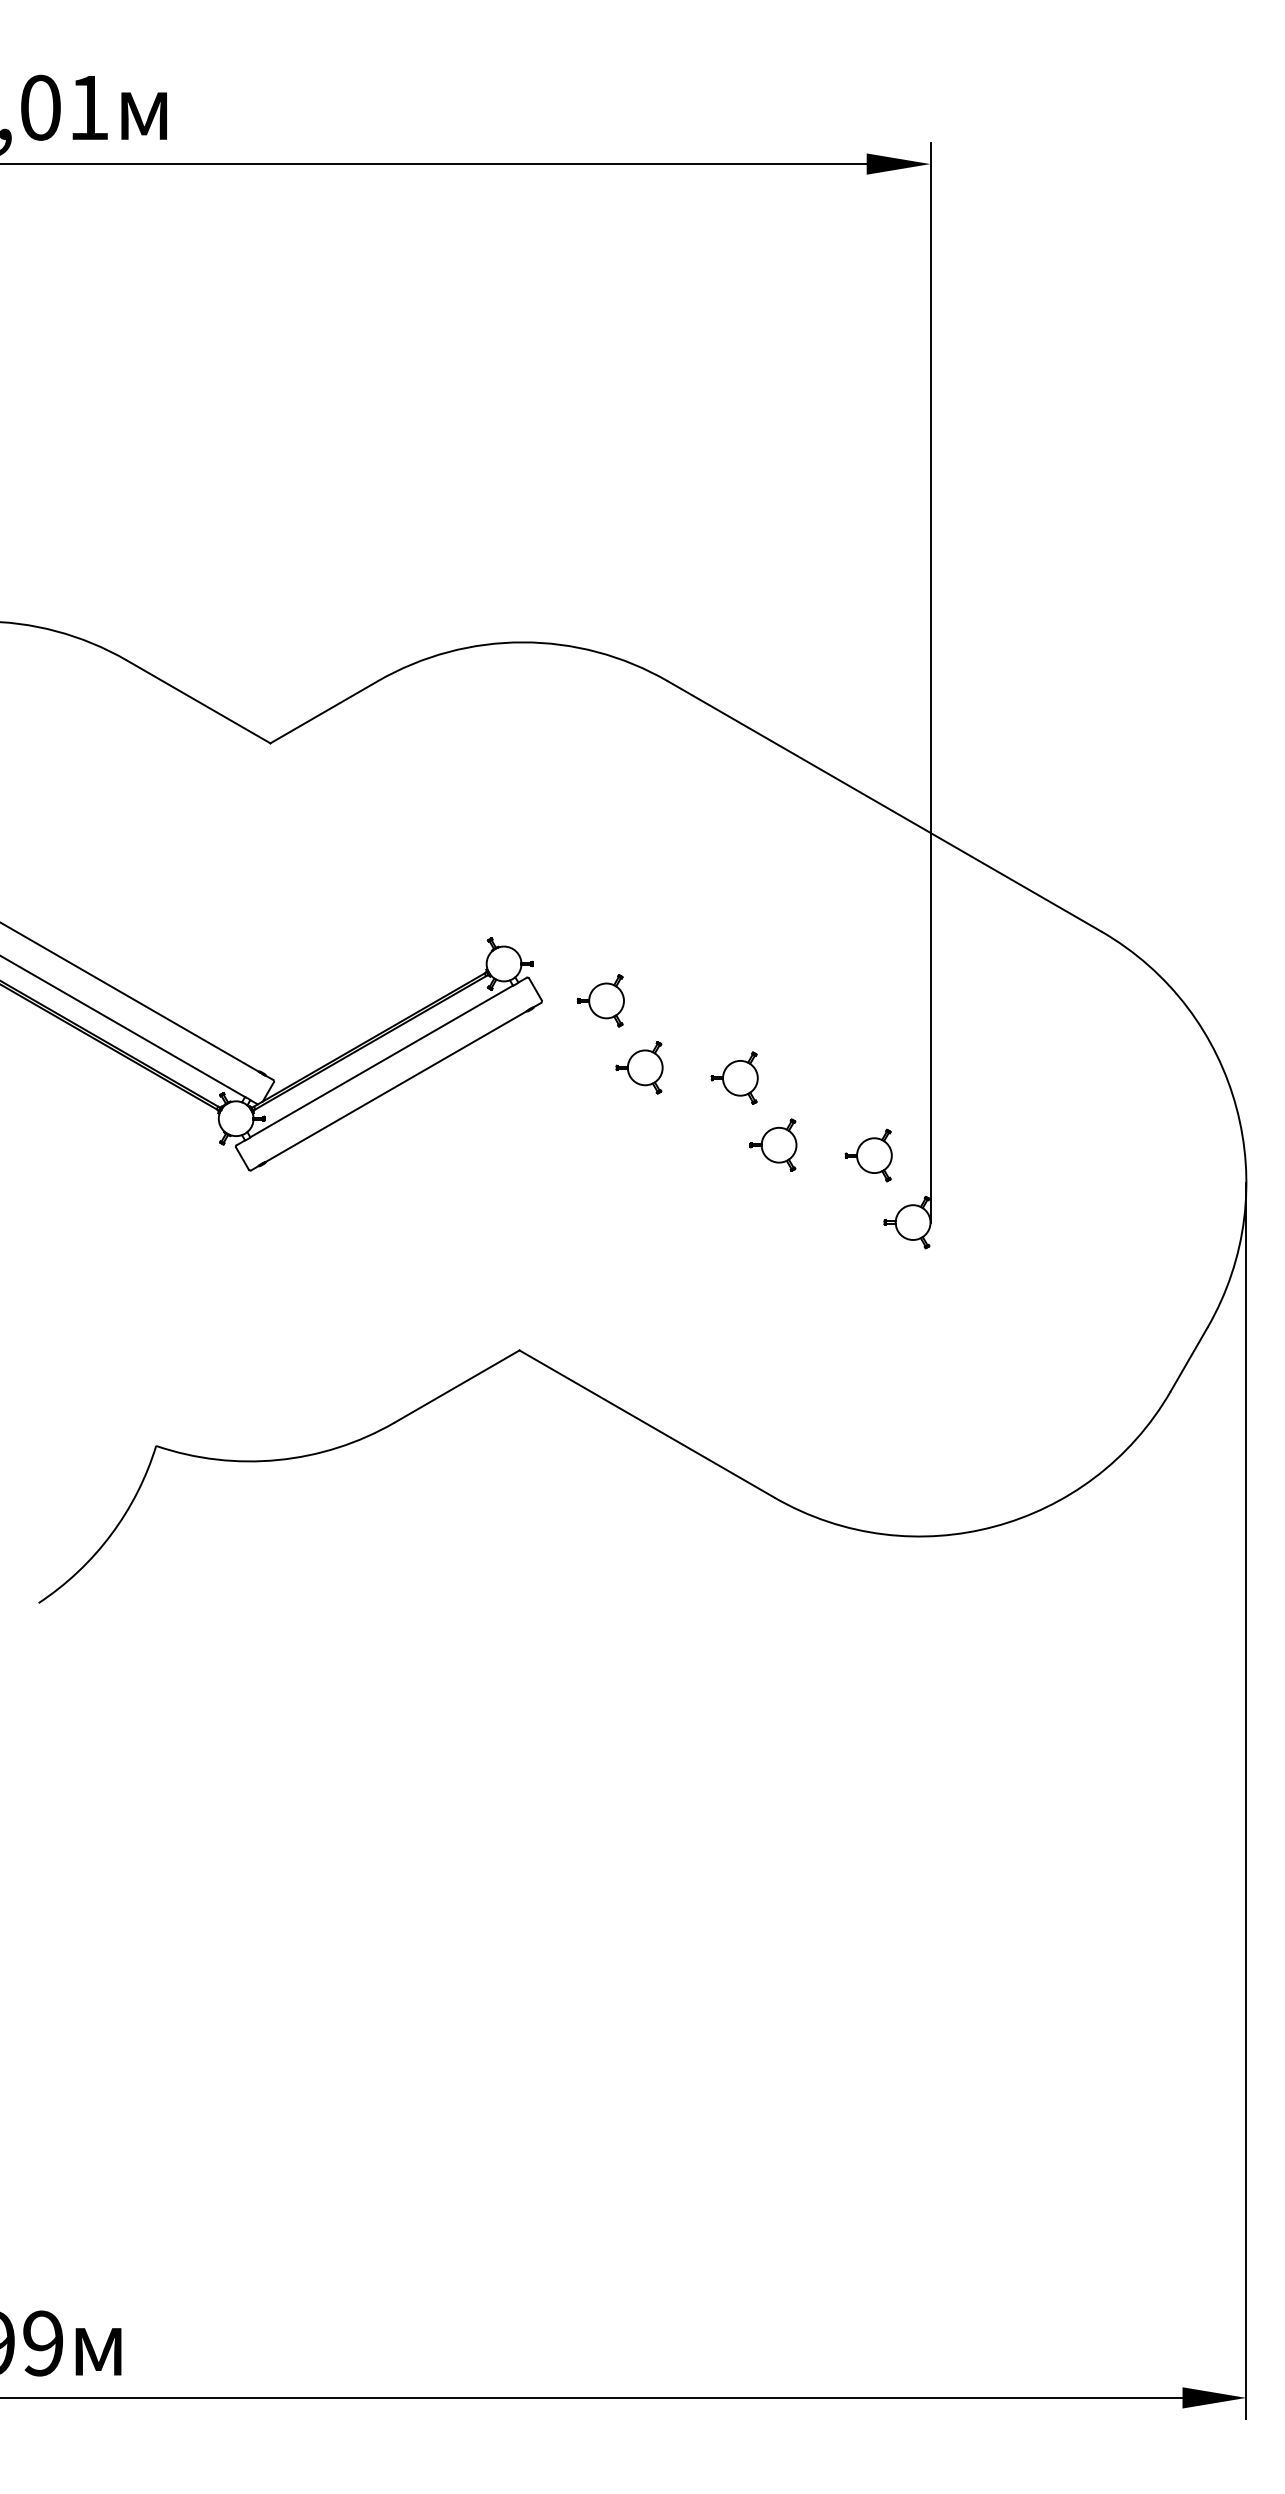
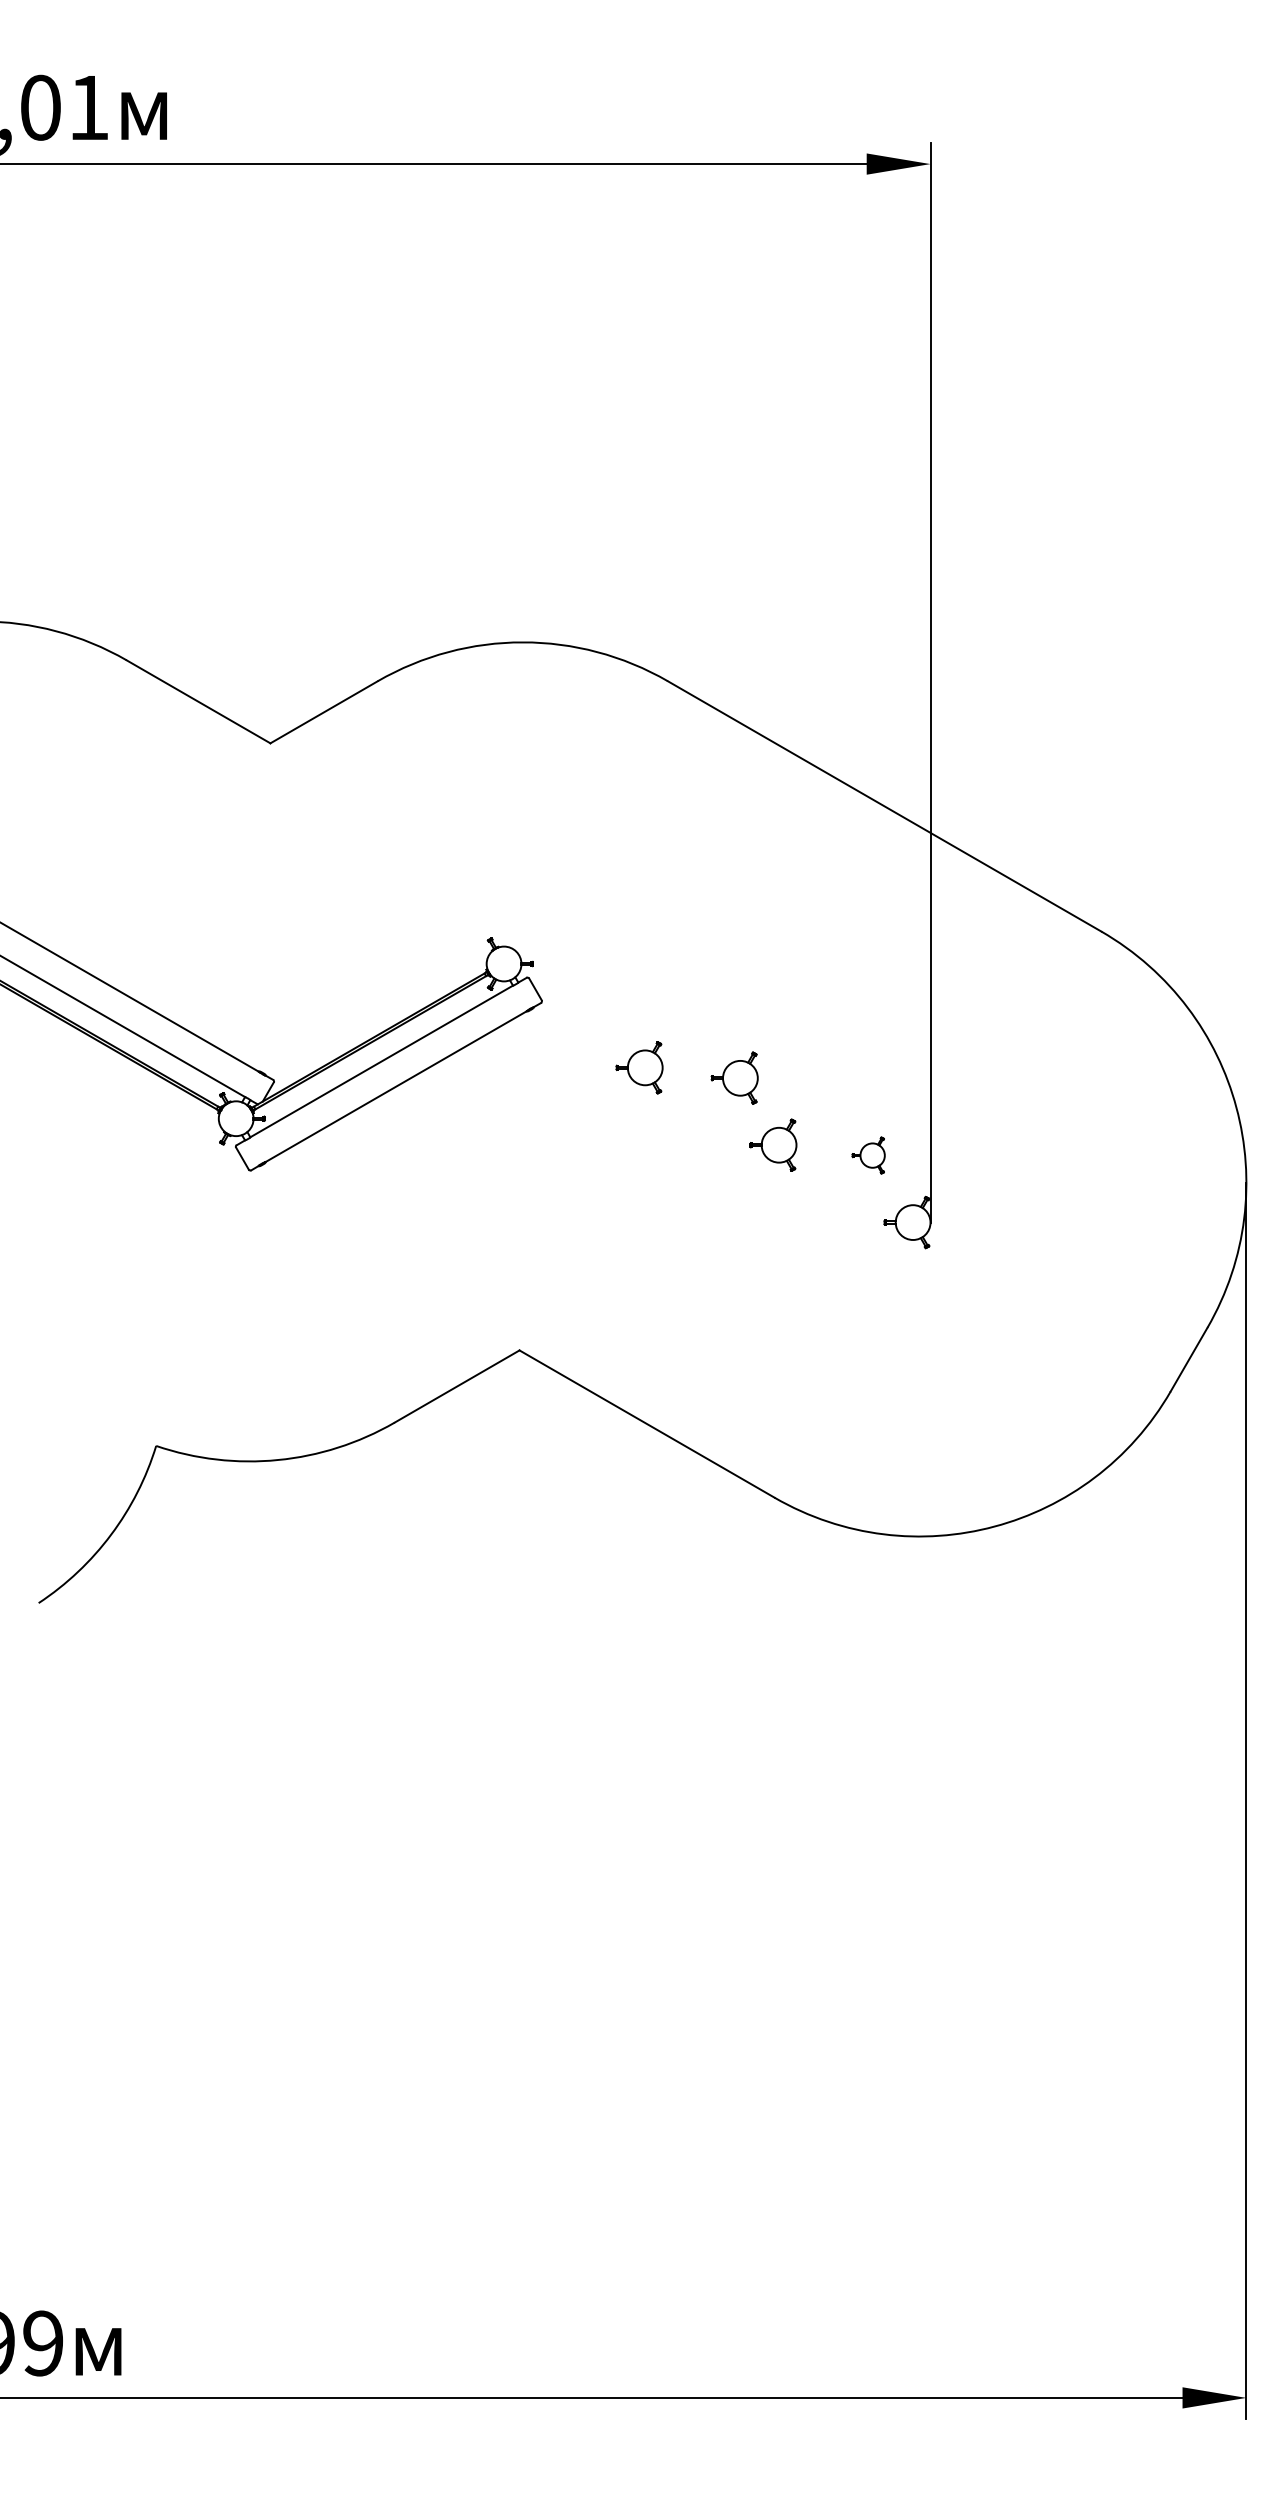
part: present -> none (600, 1000)
part size: 49x55 px -> 35x39 px (868, 1155)
